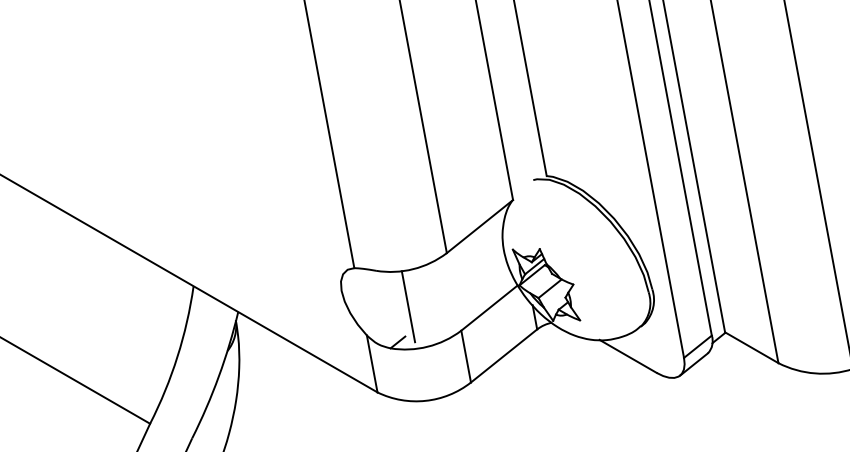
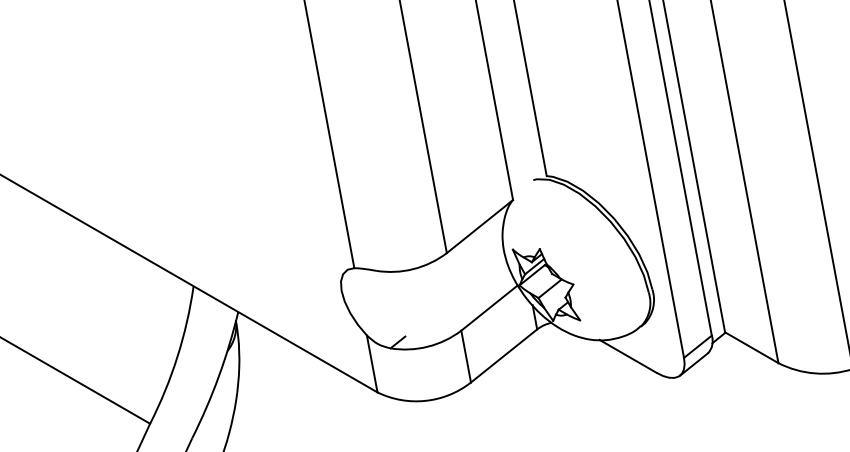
line: present -> none (408, 306)
